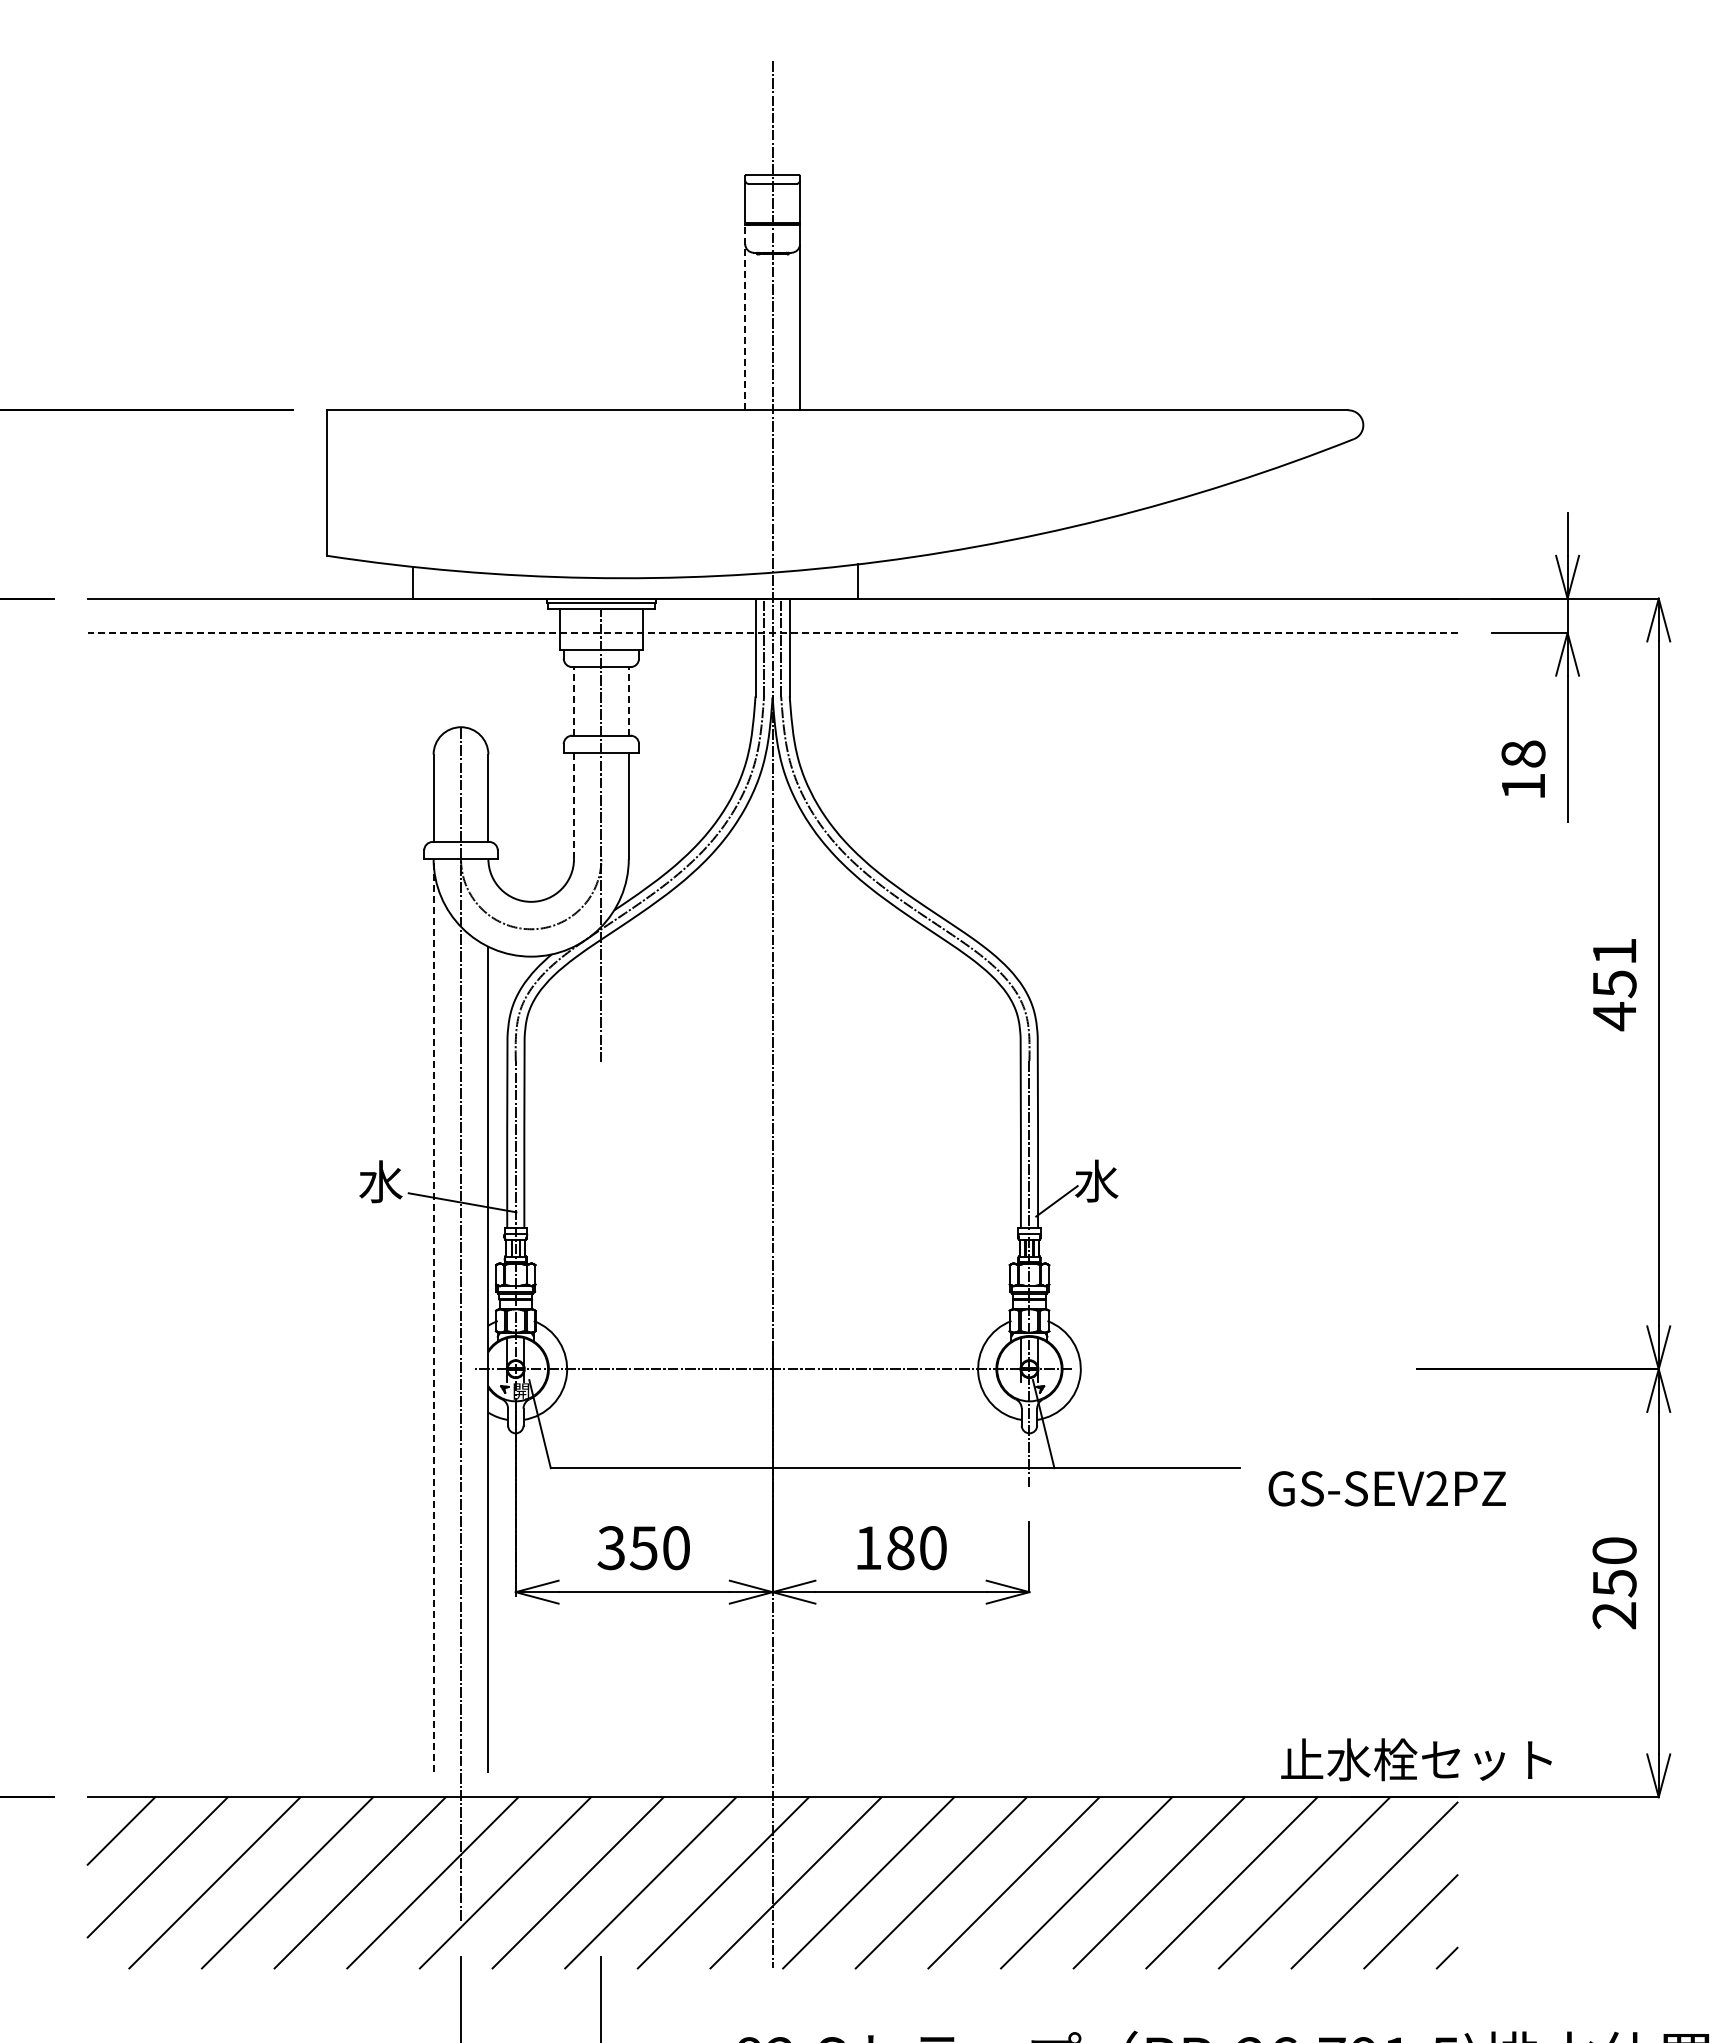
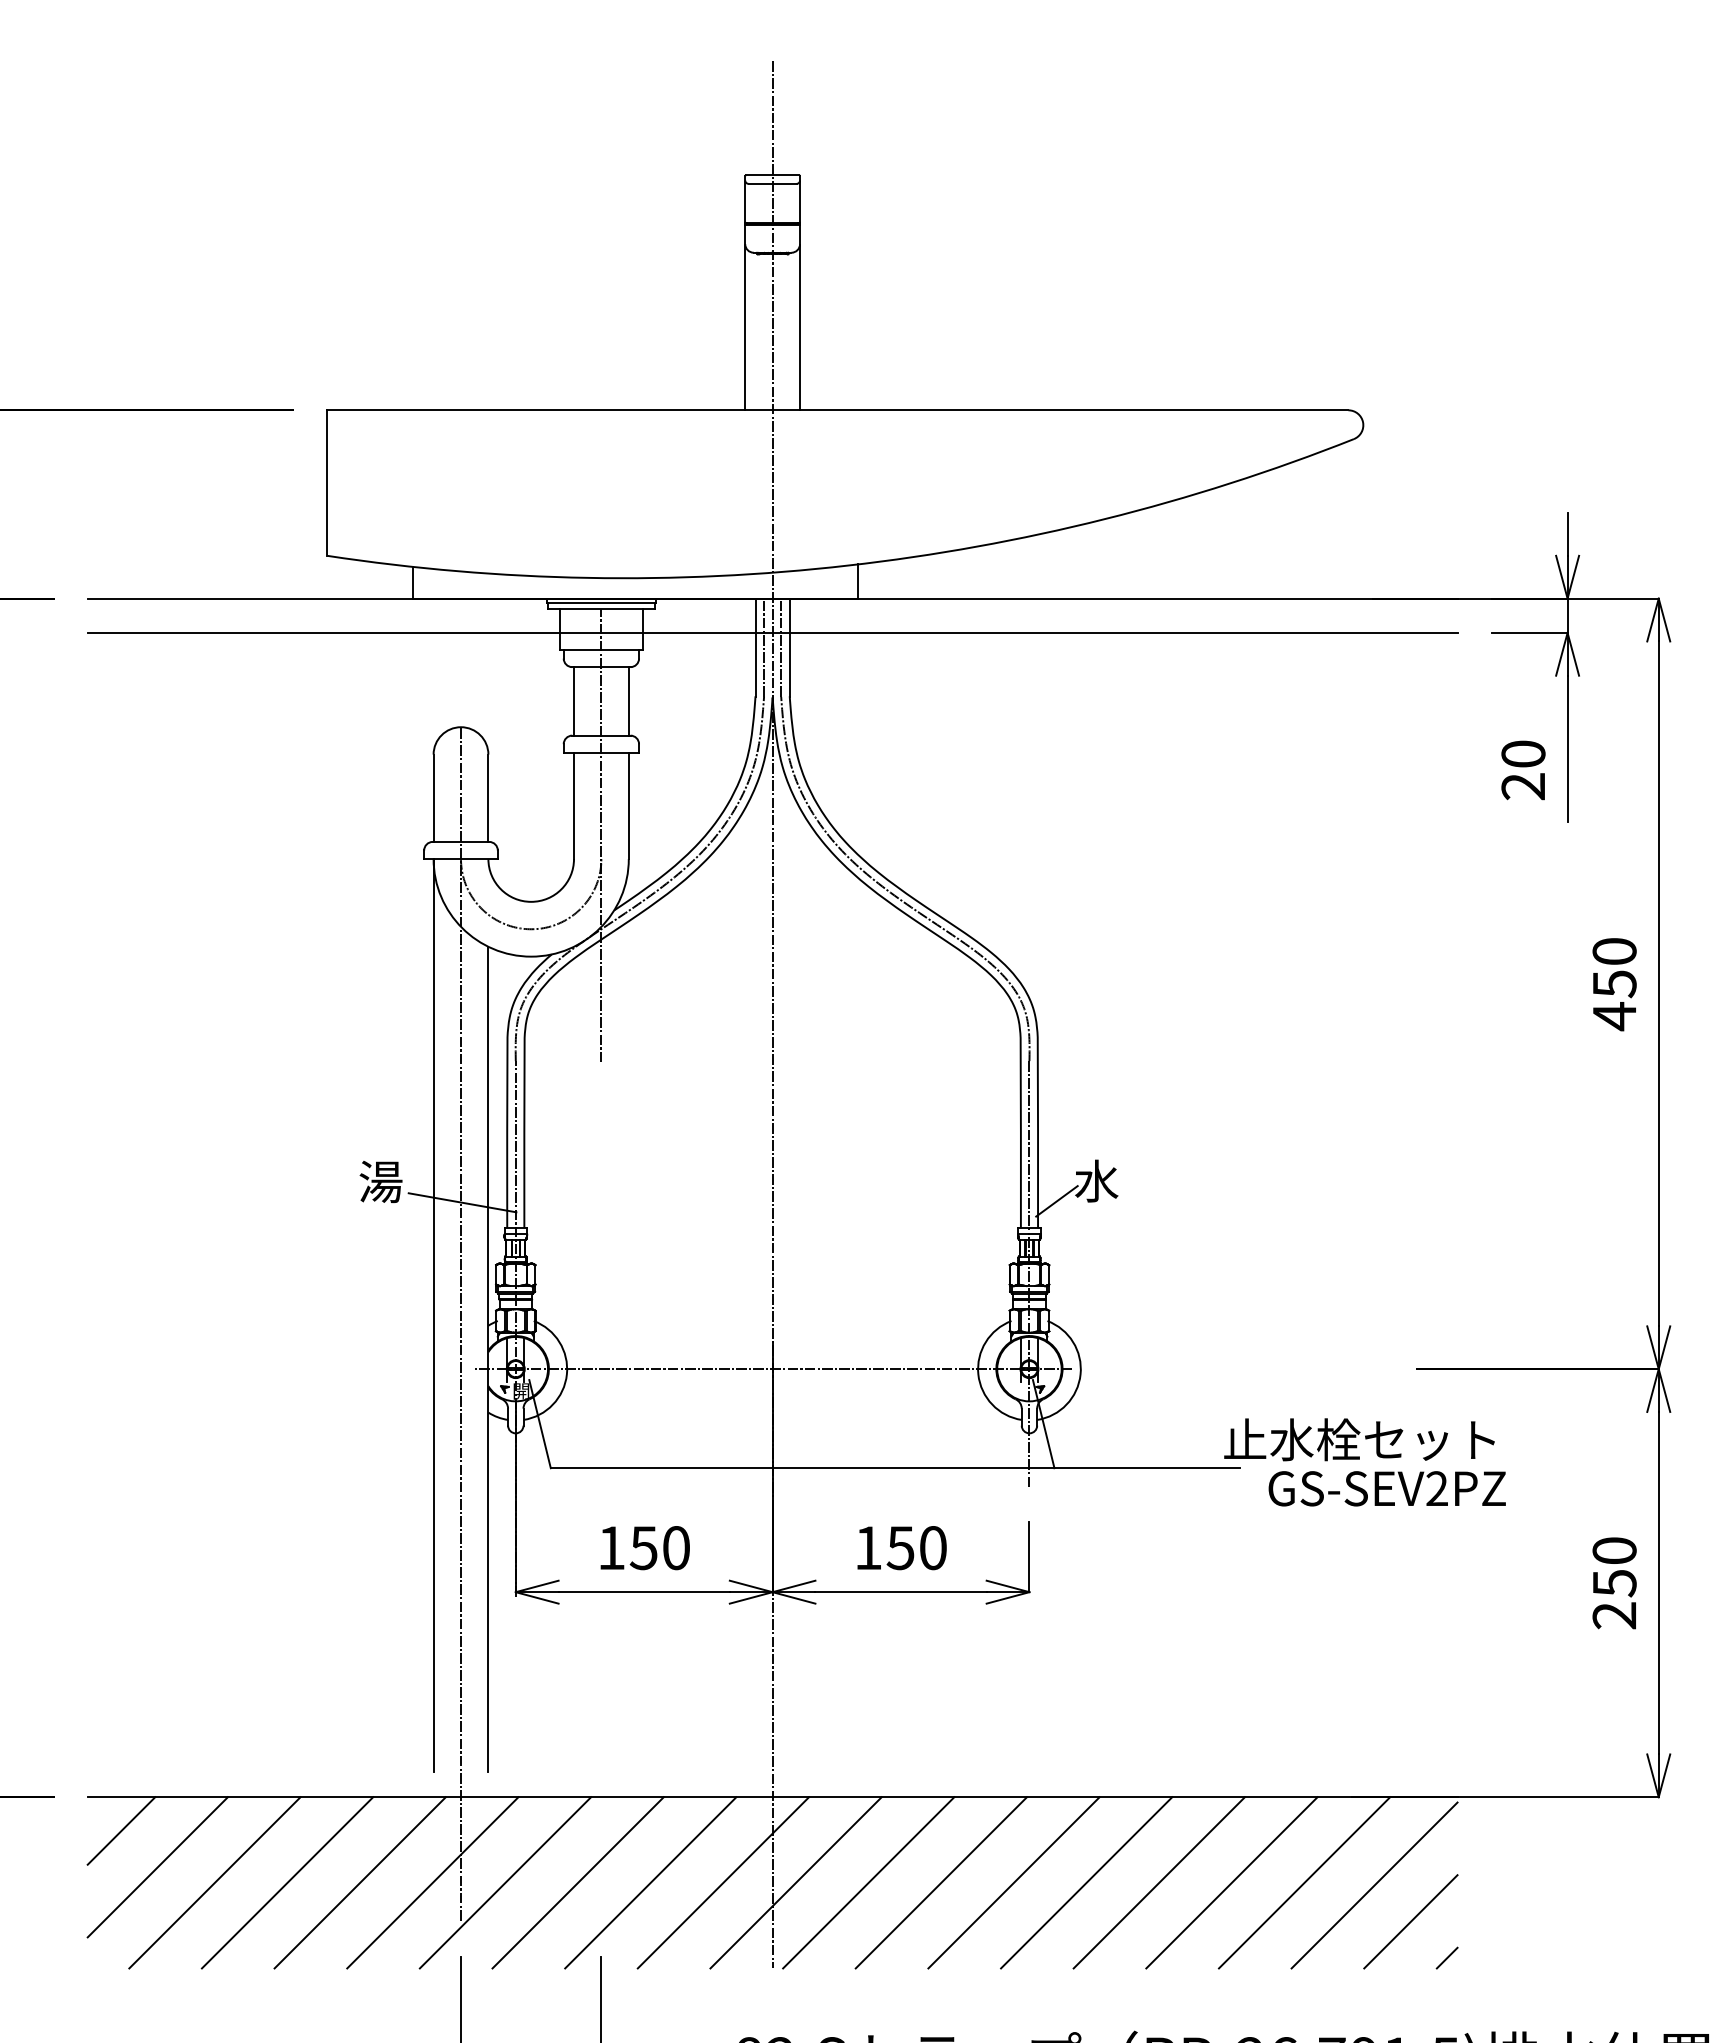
line: dashed -> solid (745, 317)
line: dashed -> solid (772, 632)
line: dashed -> solid (574, 700)
line: dashed -> solid (628, 700)
text: 18 -> 20 (1523, 770)
line: dashed -> solid (574, 805)
text: 451 -> 450 (1614, 951)
text: 水 -> 湯 (380, 1181)
line: dashed -> solid (433, 1314)
text: 350 -> 150 (610, 1548)
text: 180 -> 150 (900, 1548)
text position: (1416, 1759) -> (1359, 1439) (1359, 1439)
